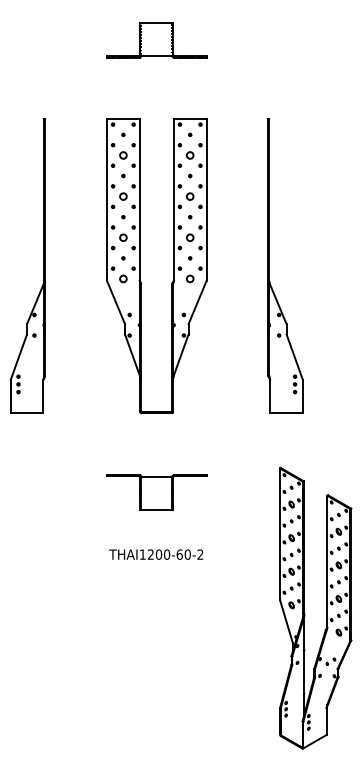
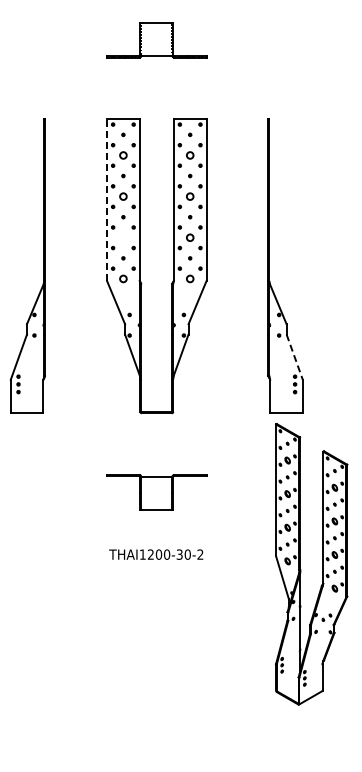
line: solid -> dashed (107, 200)
circle: present -> none (123, 237)
line: solid -> dashed (294, 357)
text: THAI1200-60-2 -> THAI1200-30-2 (179, 554)
part position: (304, 608) -> (300, 564) (300, 564)
